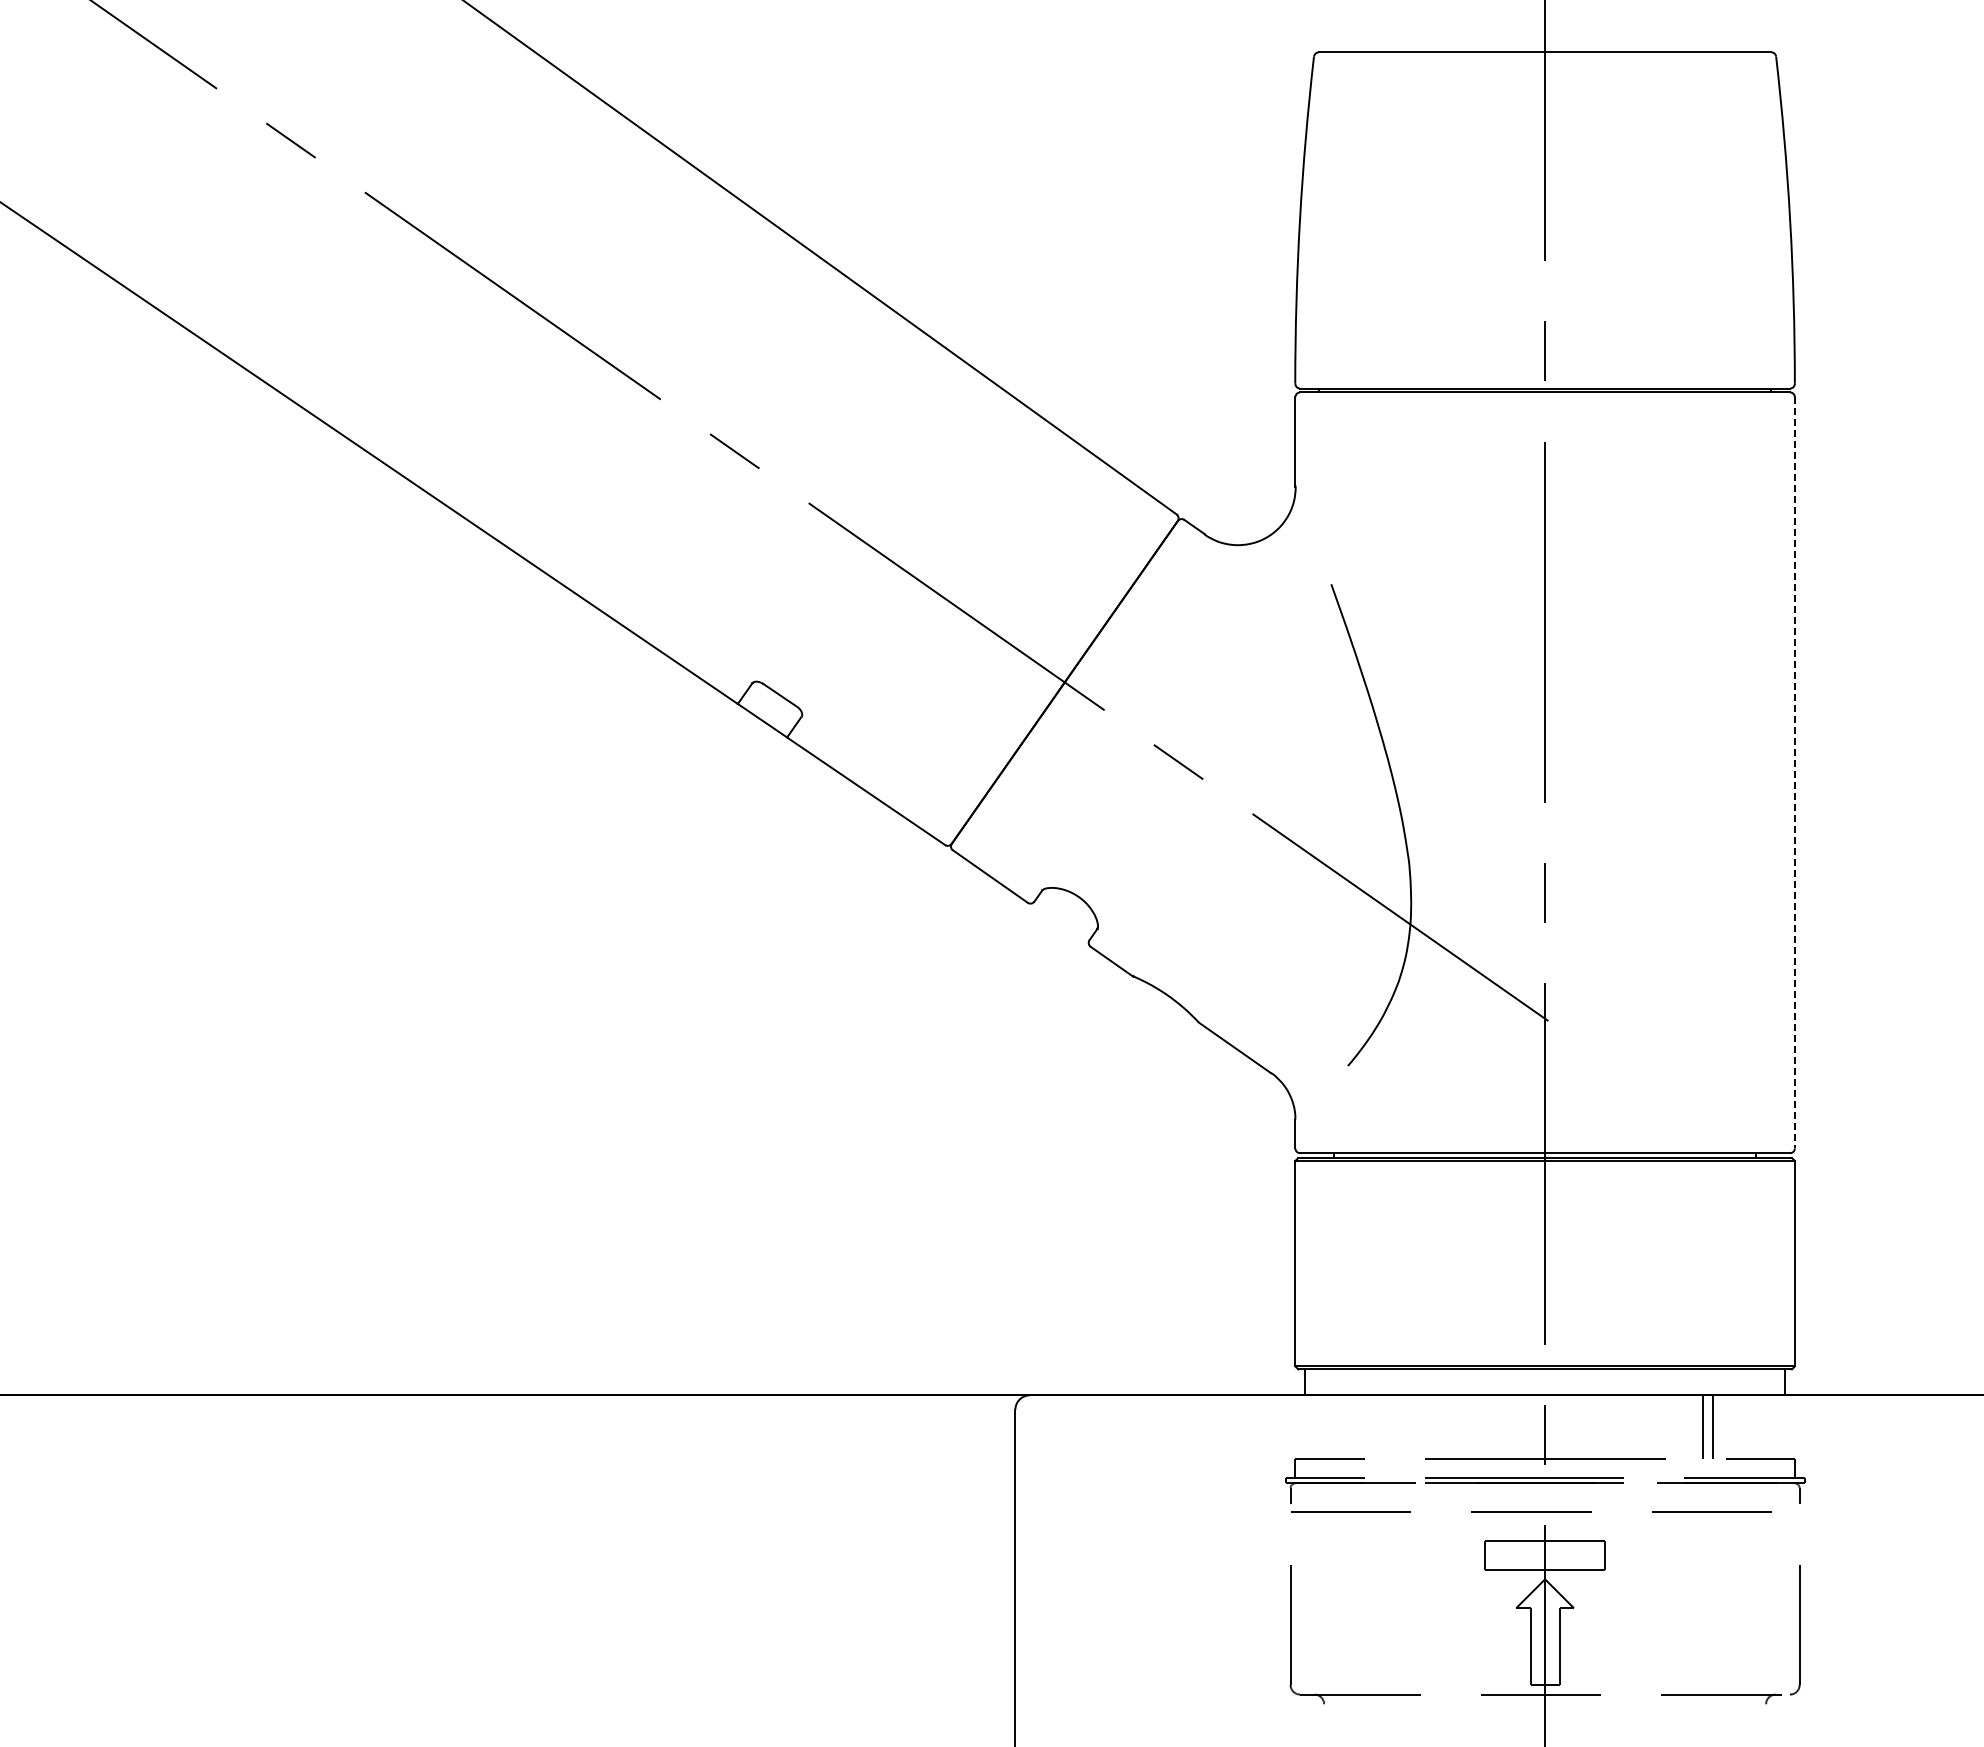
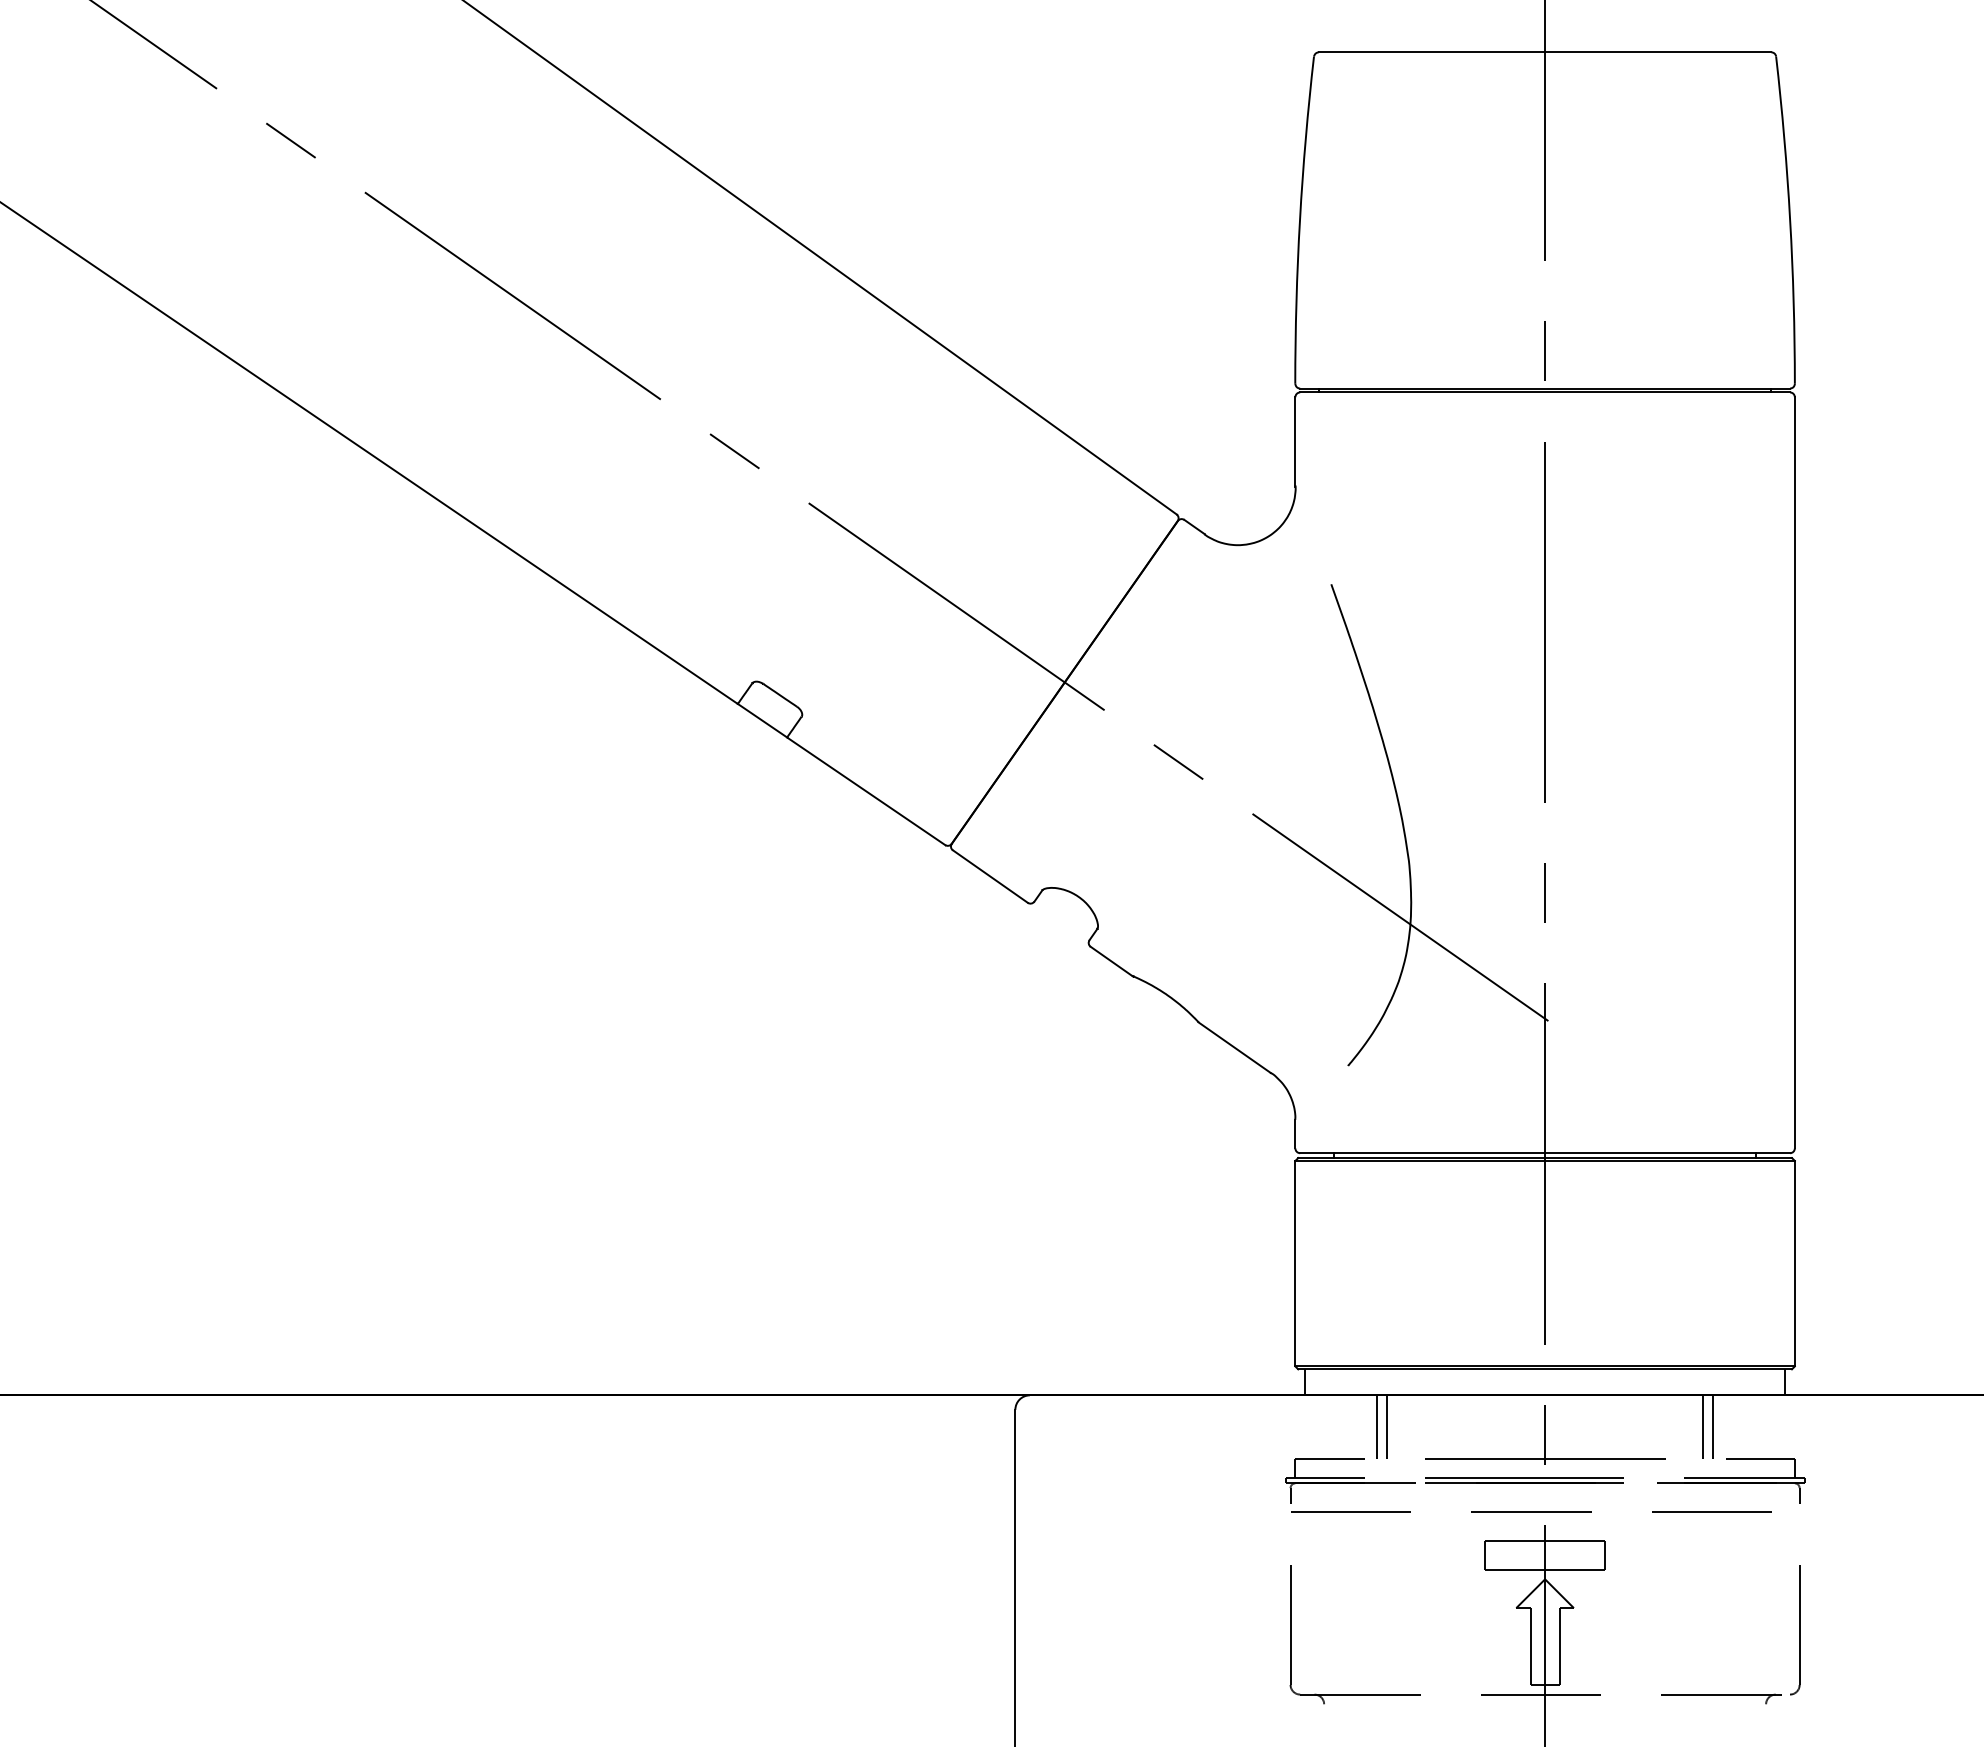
line: dashed -> solid (1794, 772)
line: none -> present (1377, 1427)
line: none -> present (1386, 1427)
